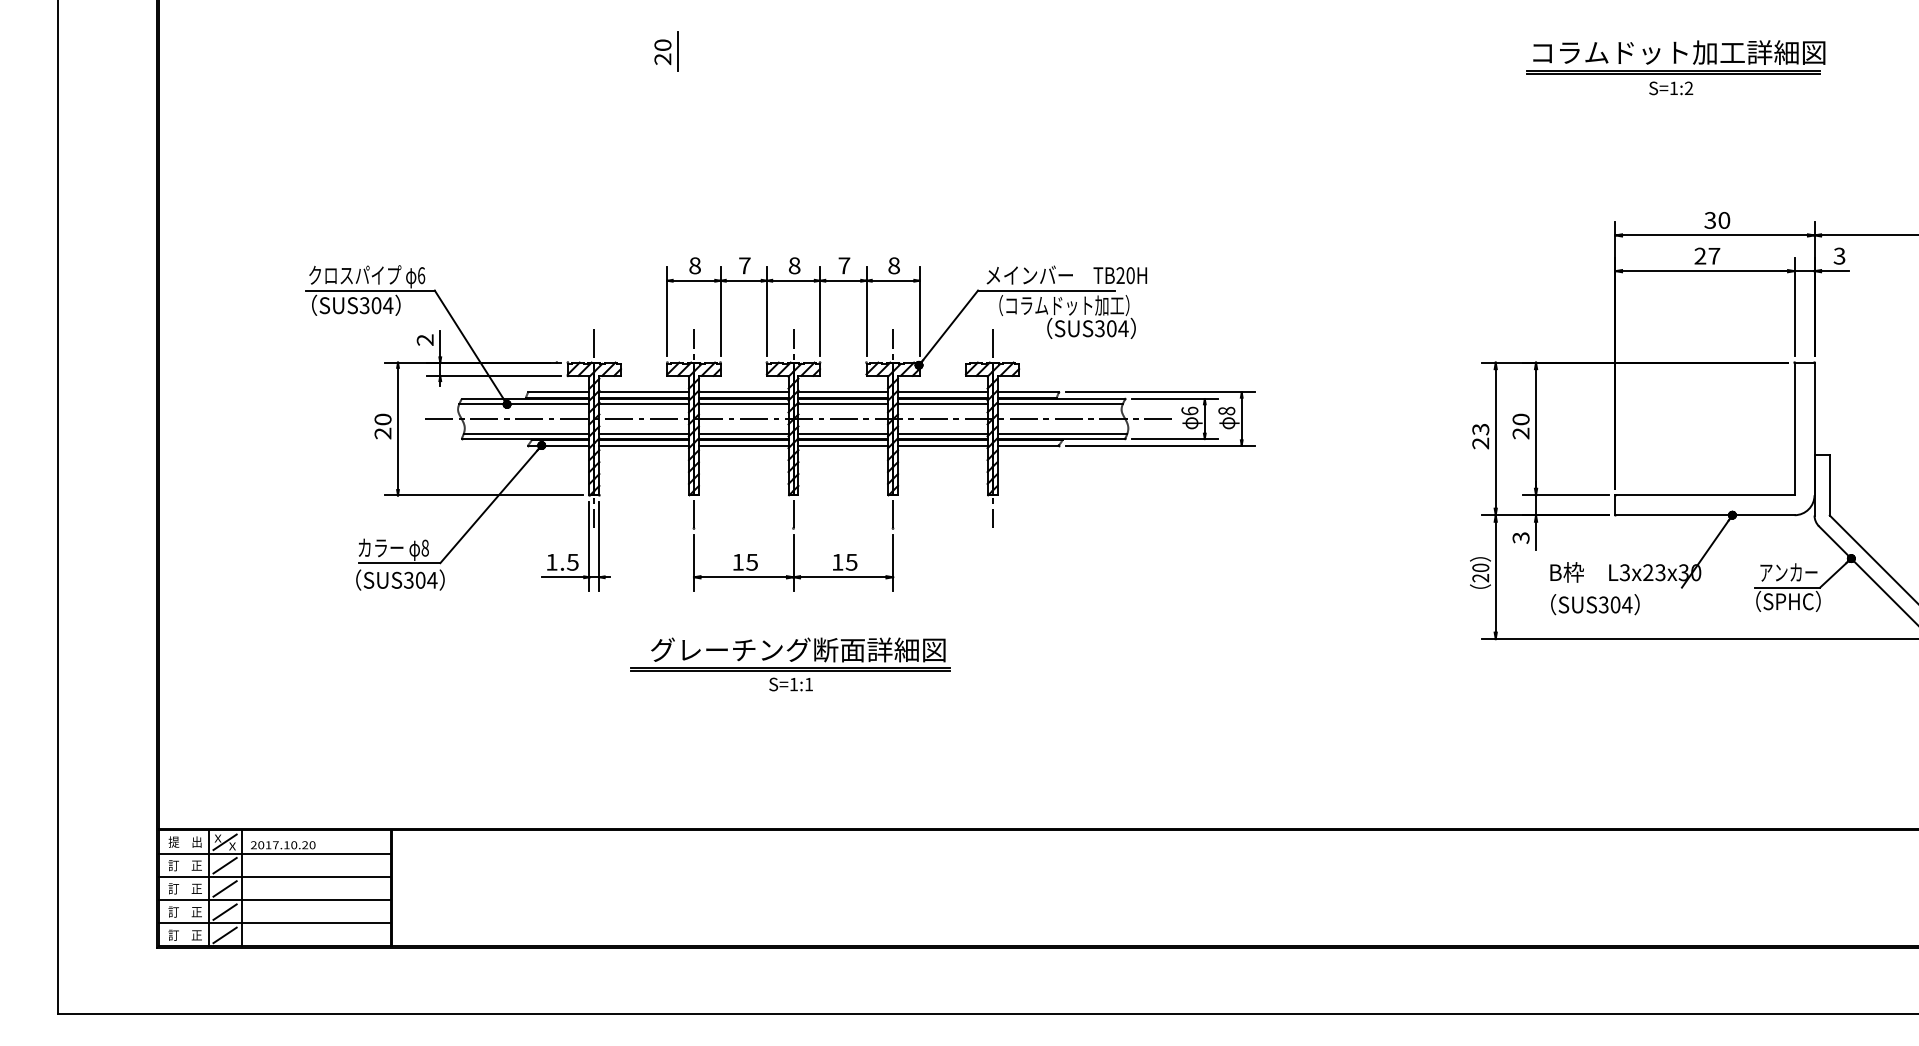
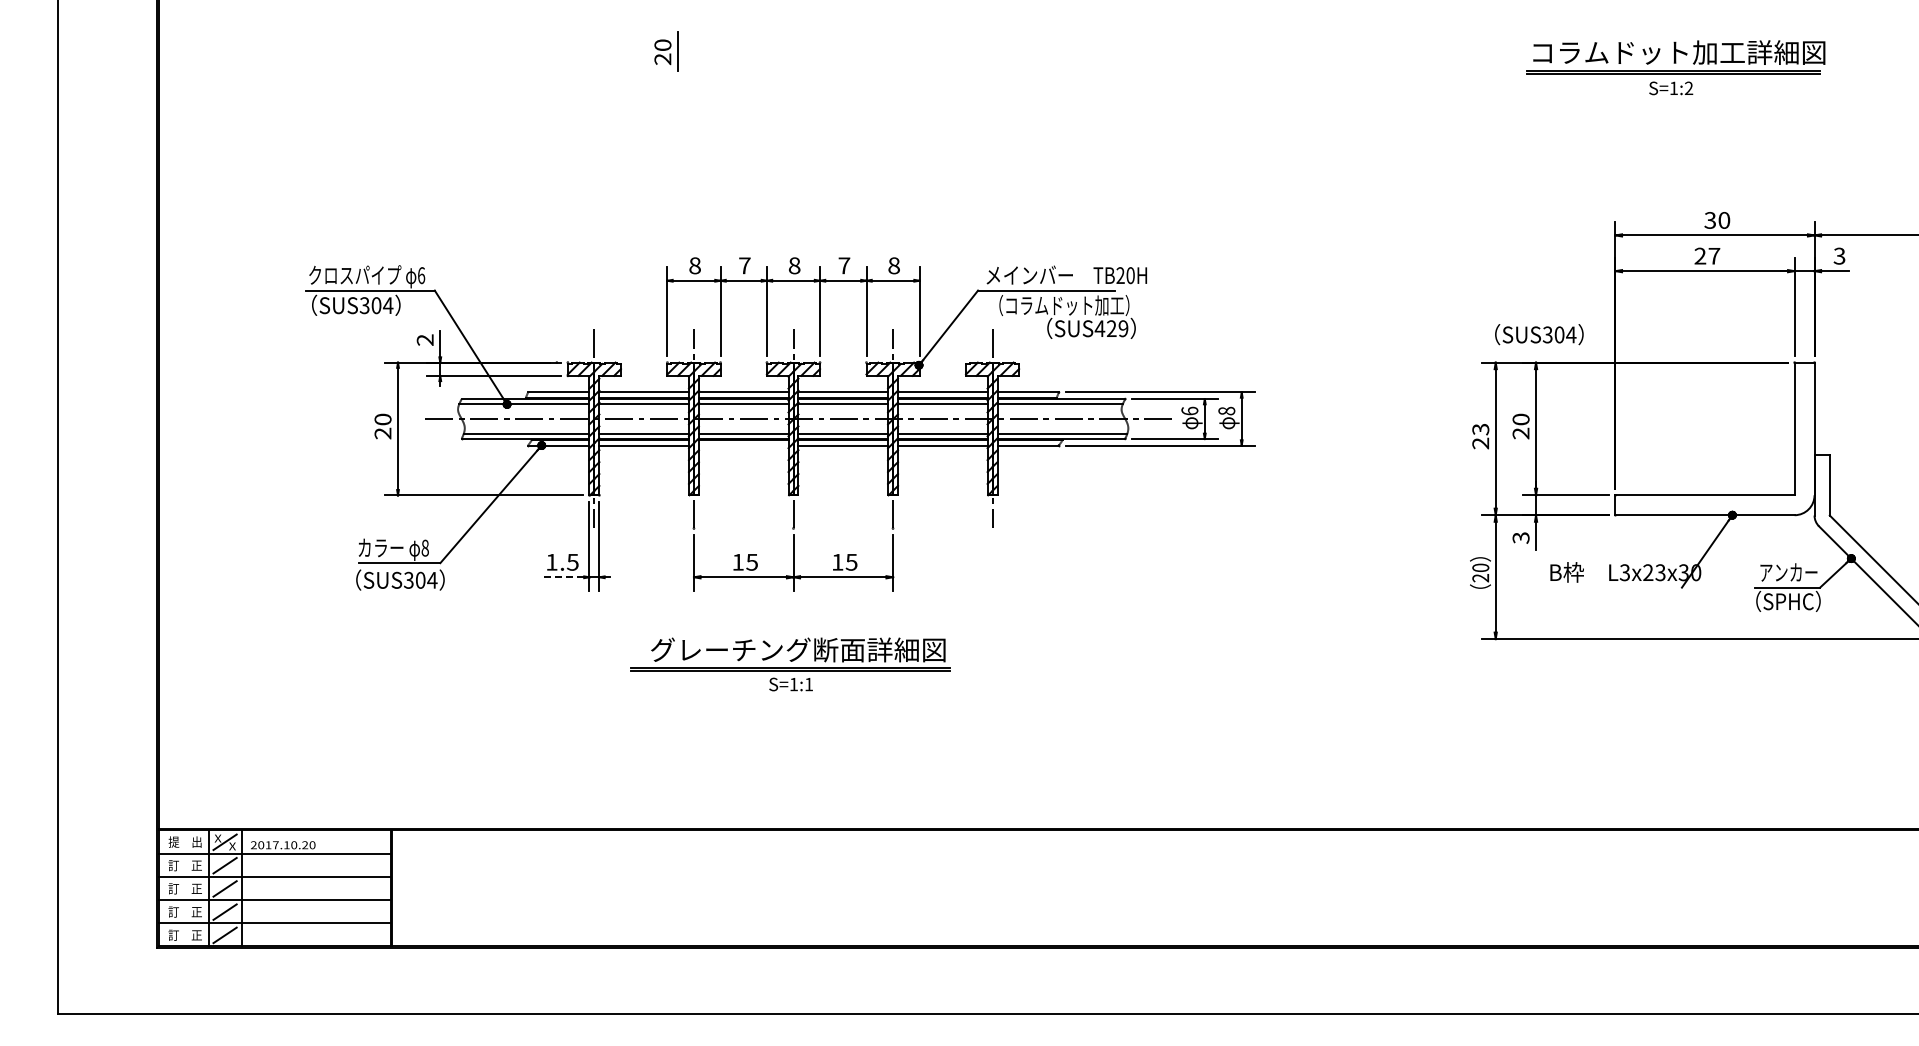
text: SUS304 -> SUS429 (1111, 328)
line: present -> none (743, 445)
line: solid -> dashed (562, 577)
text position: (1595, 604) -> (1539, 334) (1539, 334)
